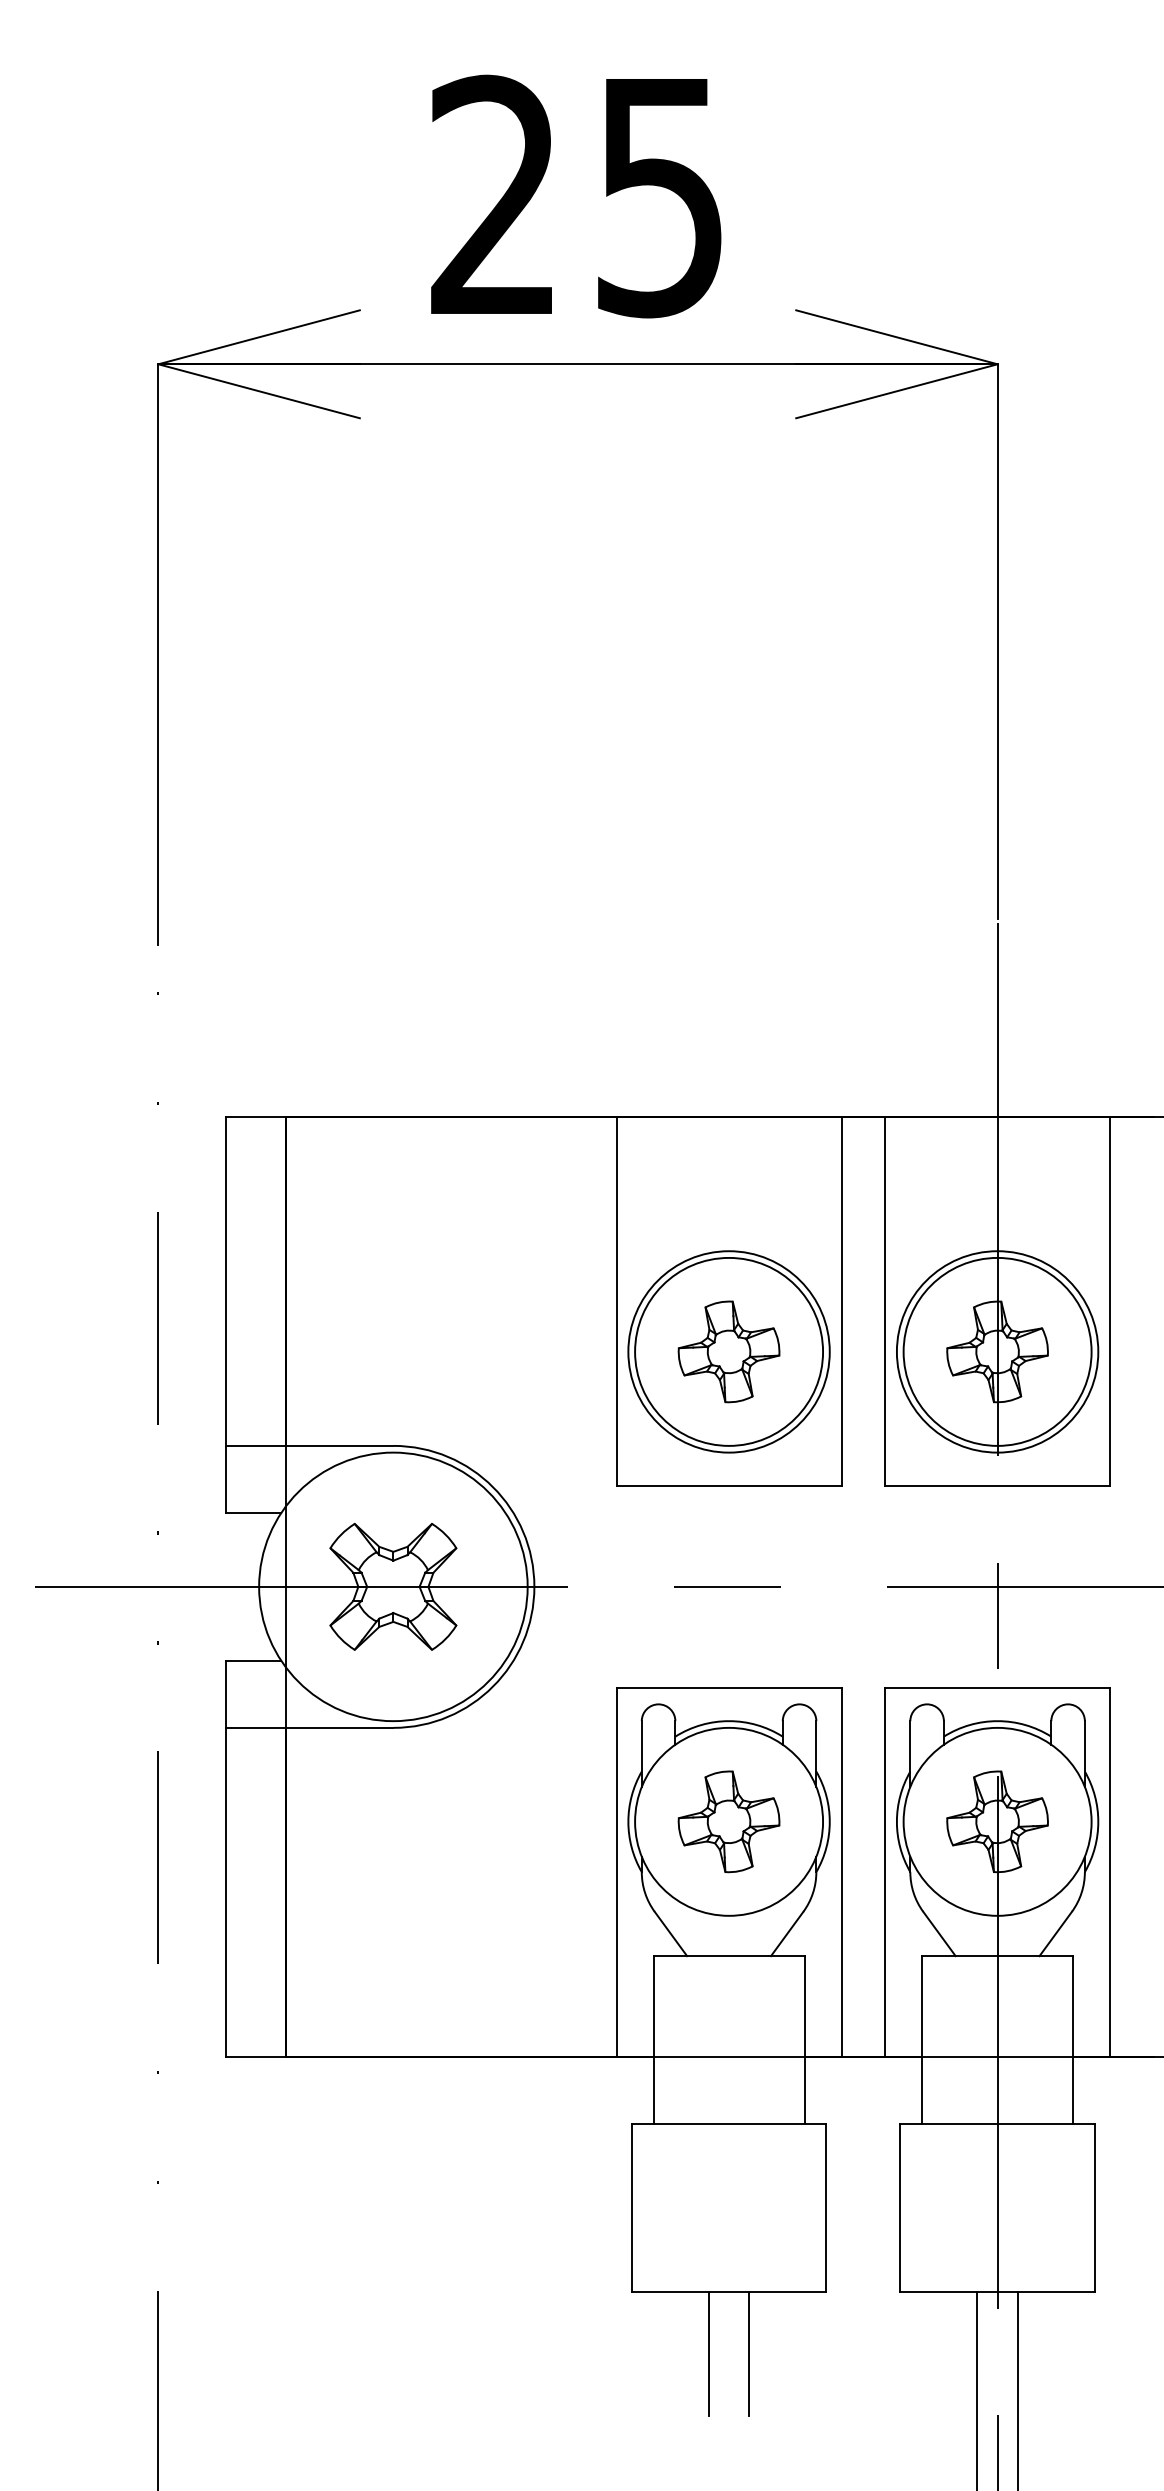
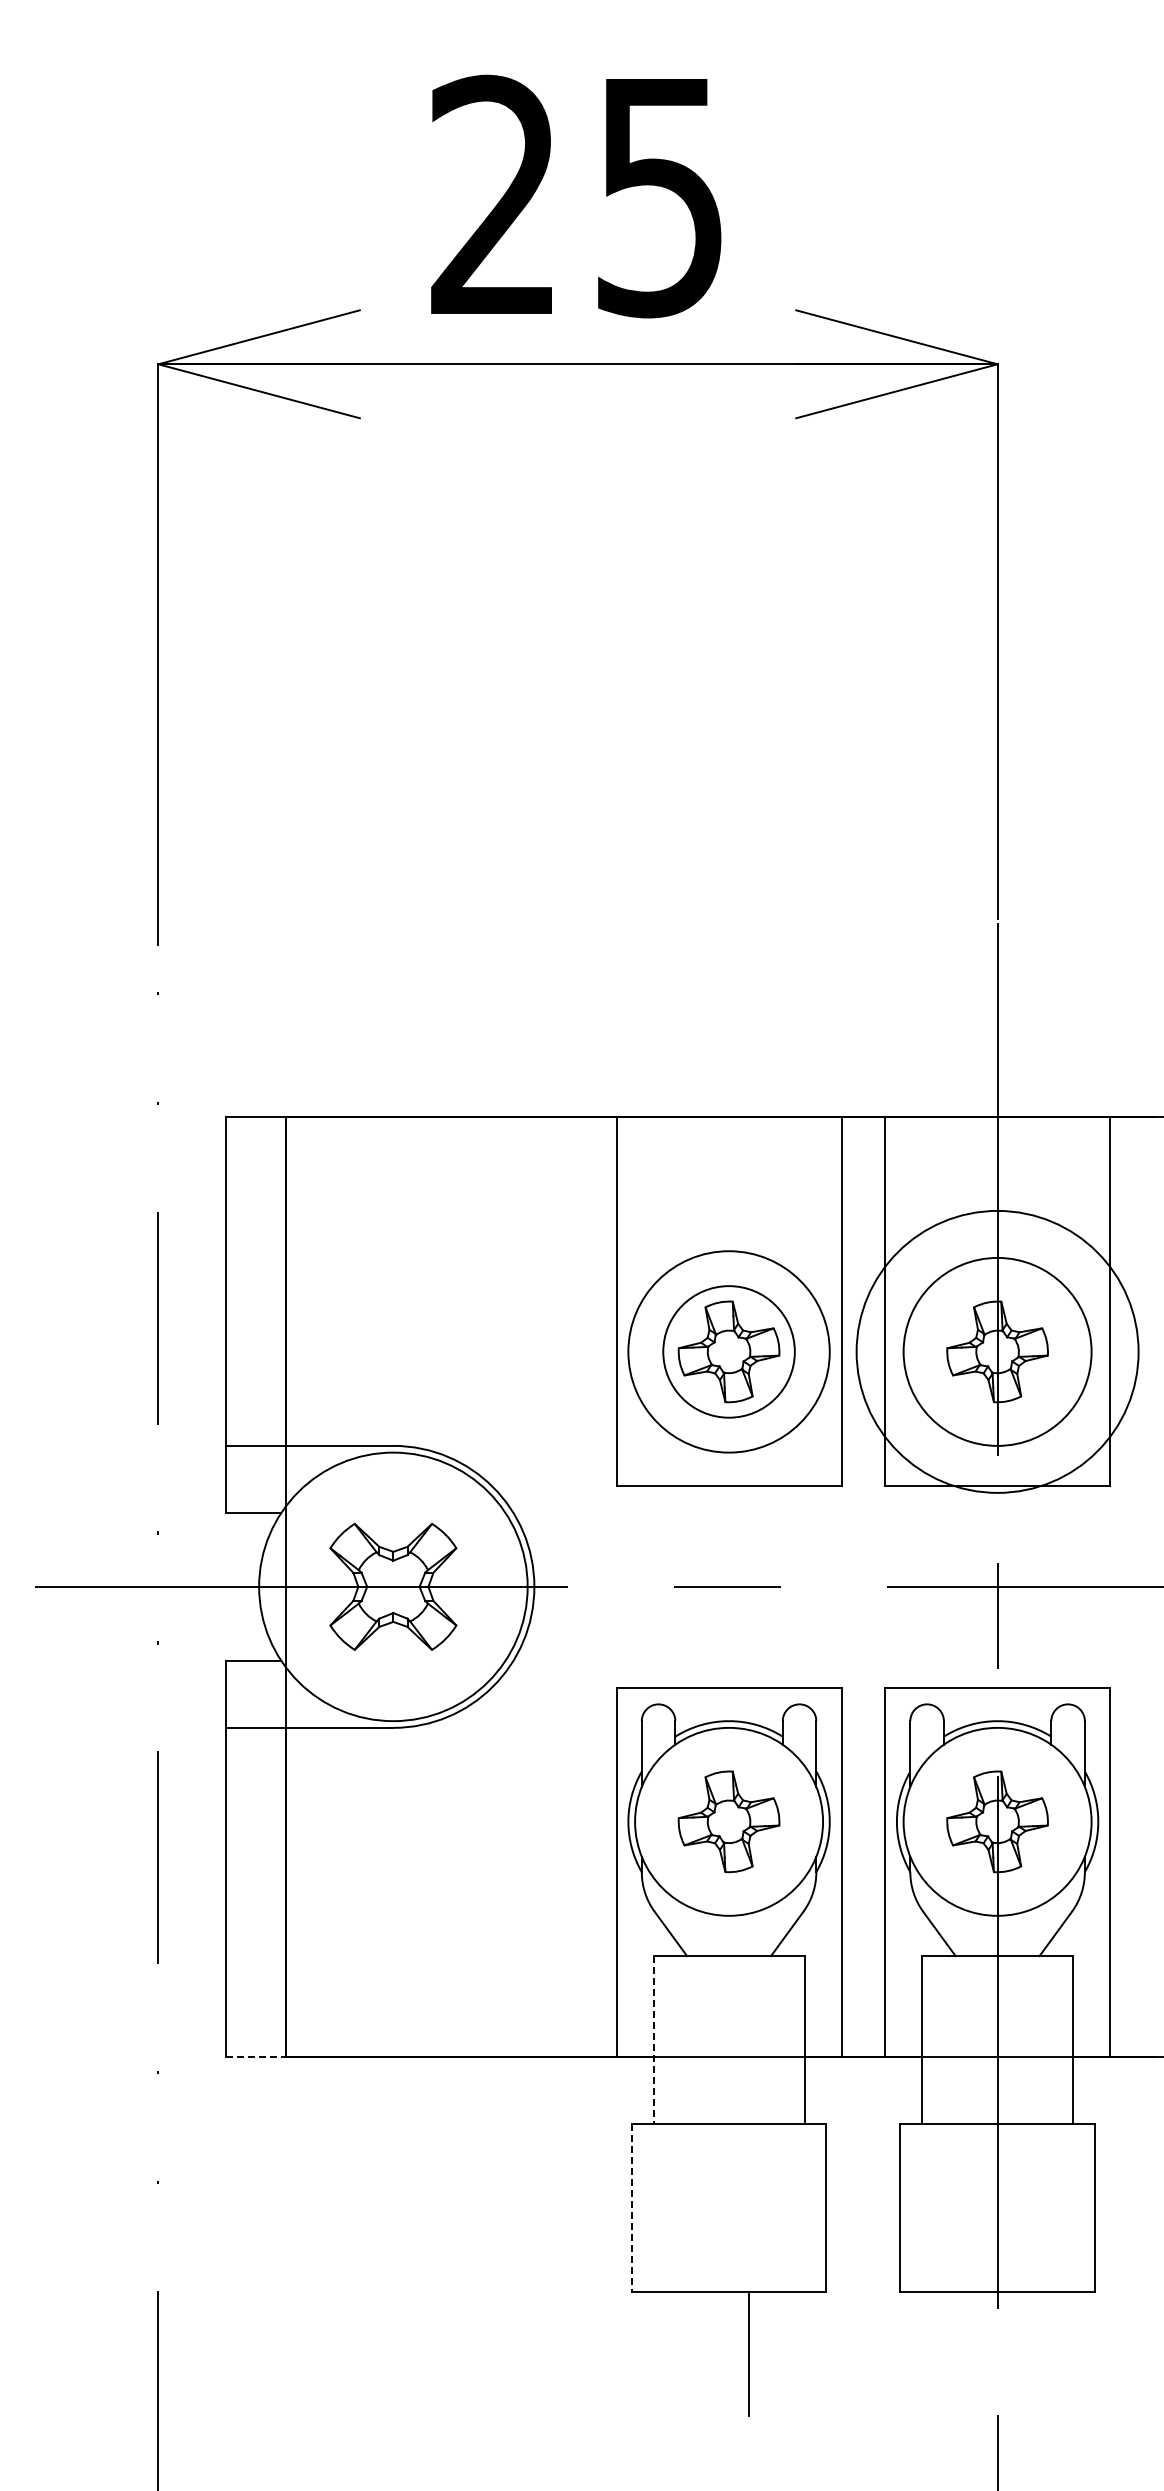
circle diameter: 188 px -> 132 px (728, 1351)
circle diameter: 201 px -> 282 px (997, 1351)
line: solid -> dashed (653, 2040)
line: solid -> dashed (256, 2056)
line: solid -> dashed (631, 2207)
line: present -> none (708, 2353)
line: present -> none (977, 2389)
line: present -> none (1017, 2389)
